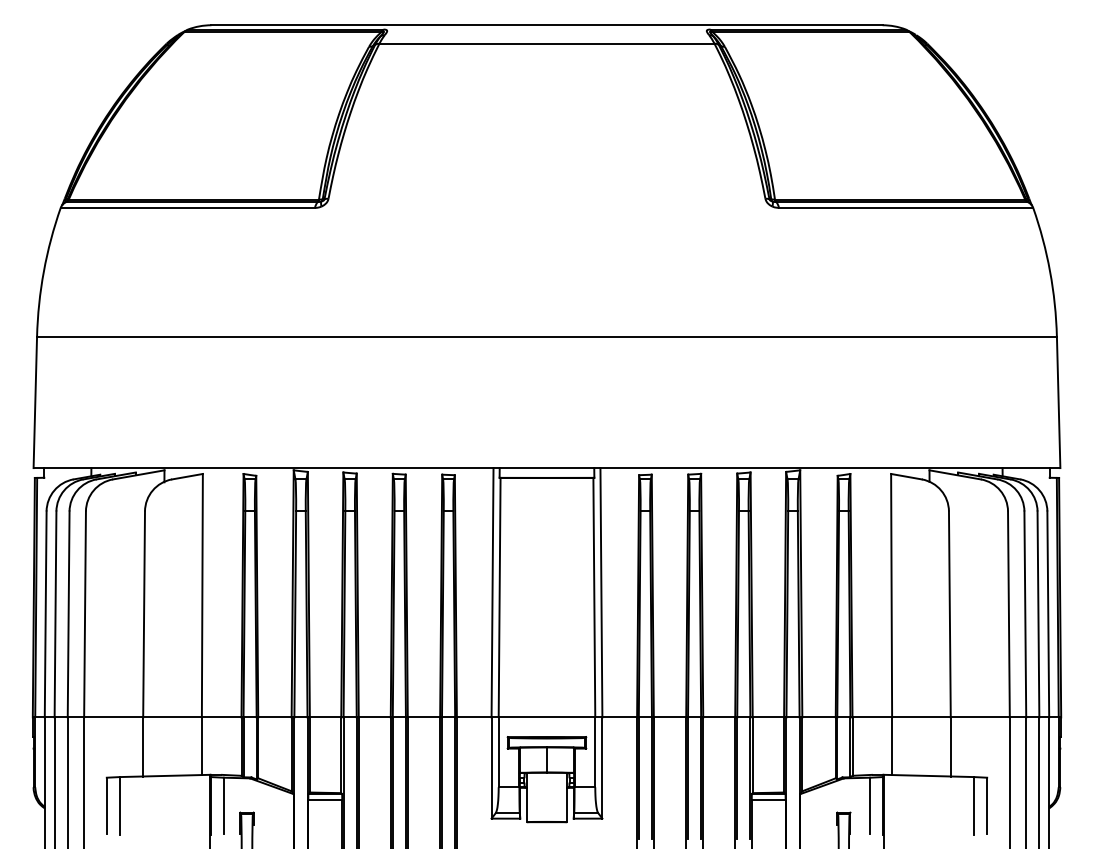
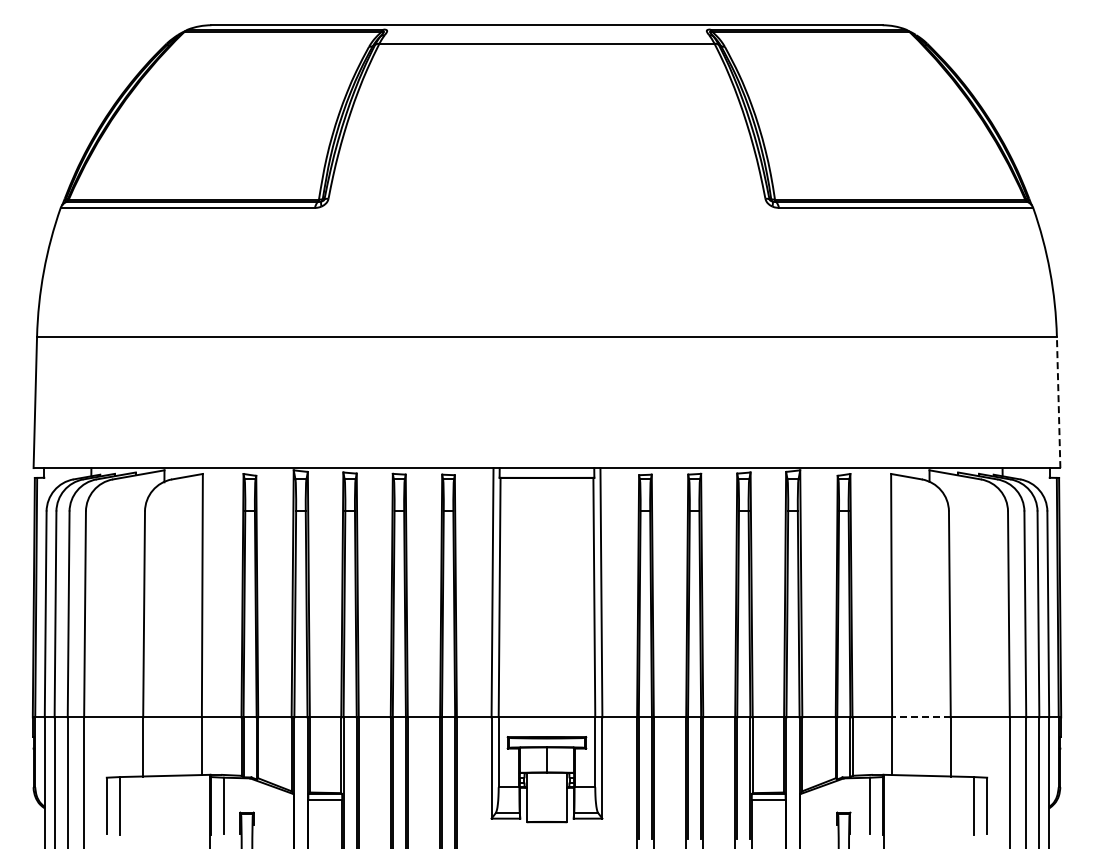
line: solid -> dashed (1058, 402)
line: solid -> dashed (920, 717)
